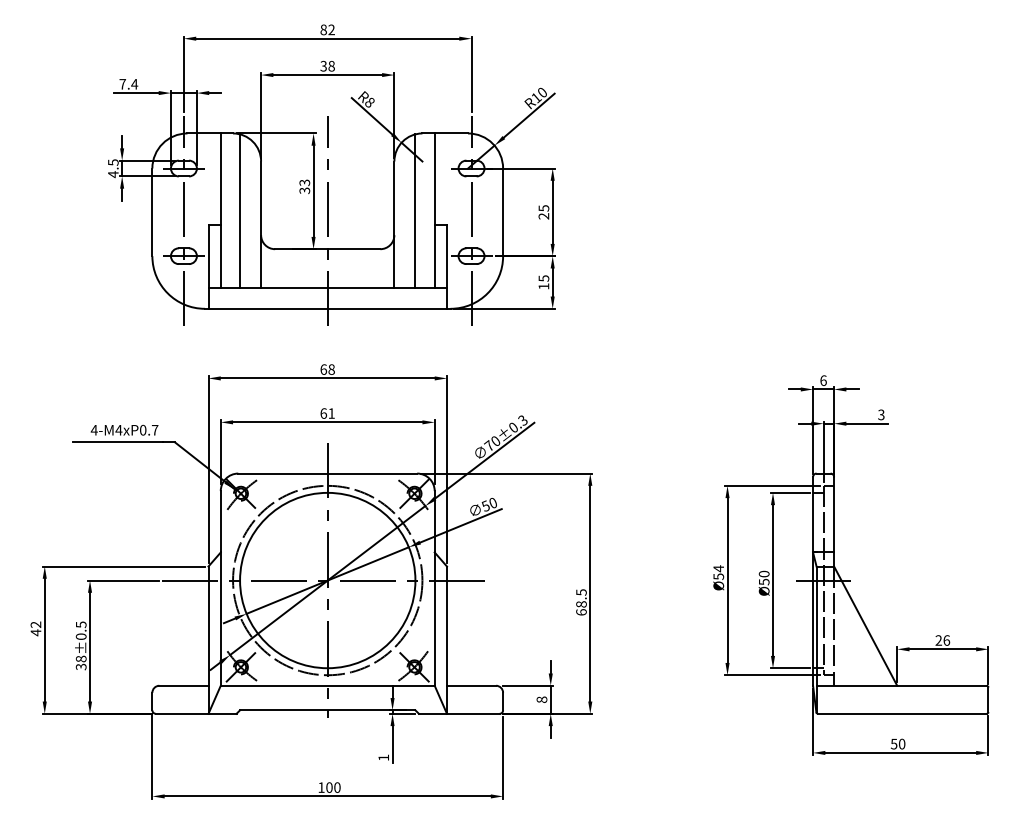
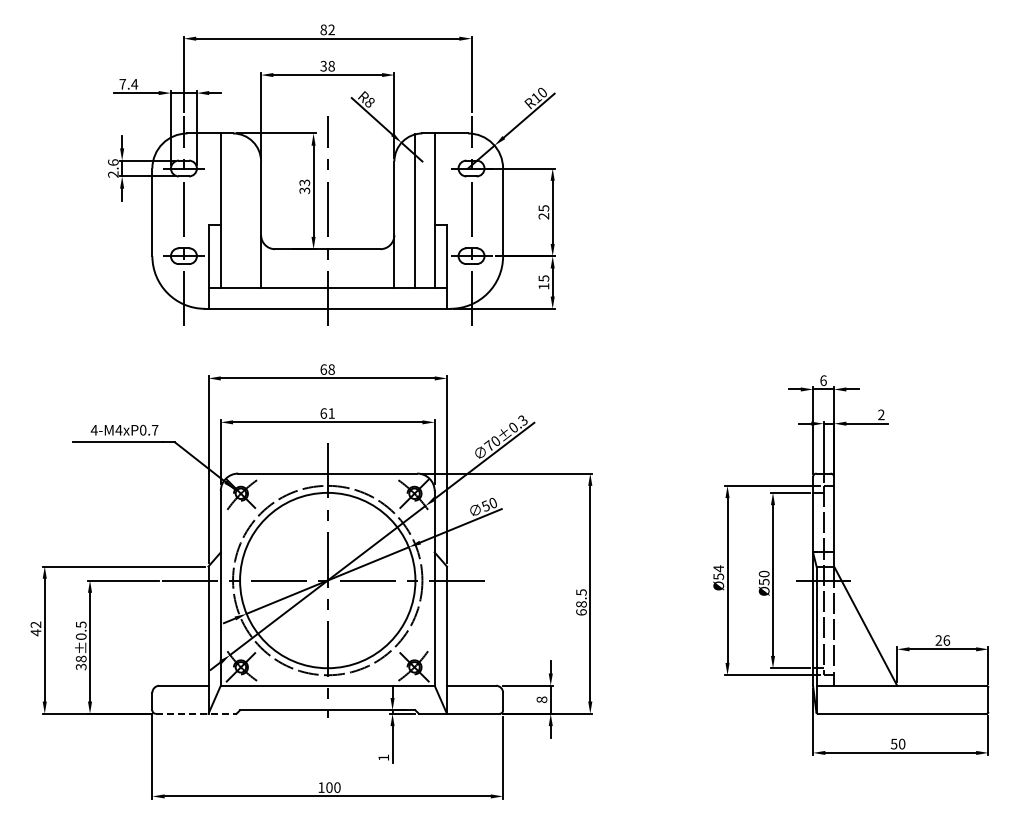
text: 4.5 -> 2.6 (113, 168)
line: present -> none (240, 210)
text: 3 -> 2 (881, 415)
line: solid -> dashed (196, 713)
